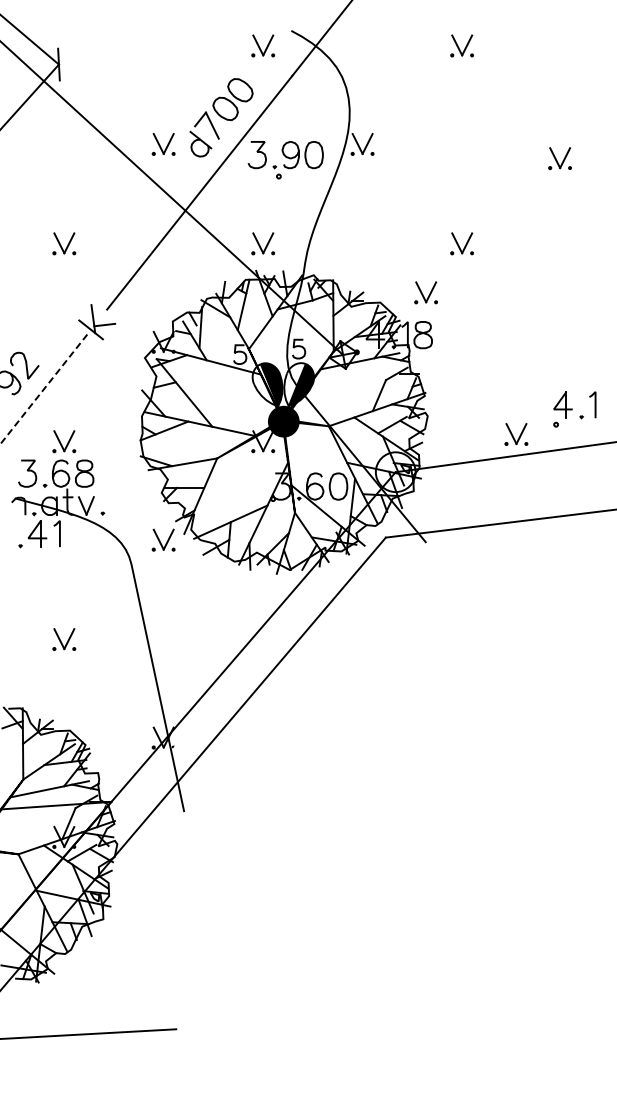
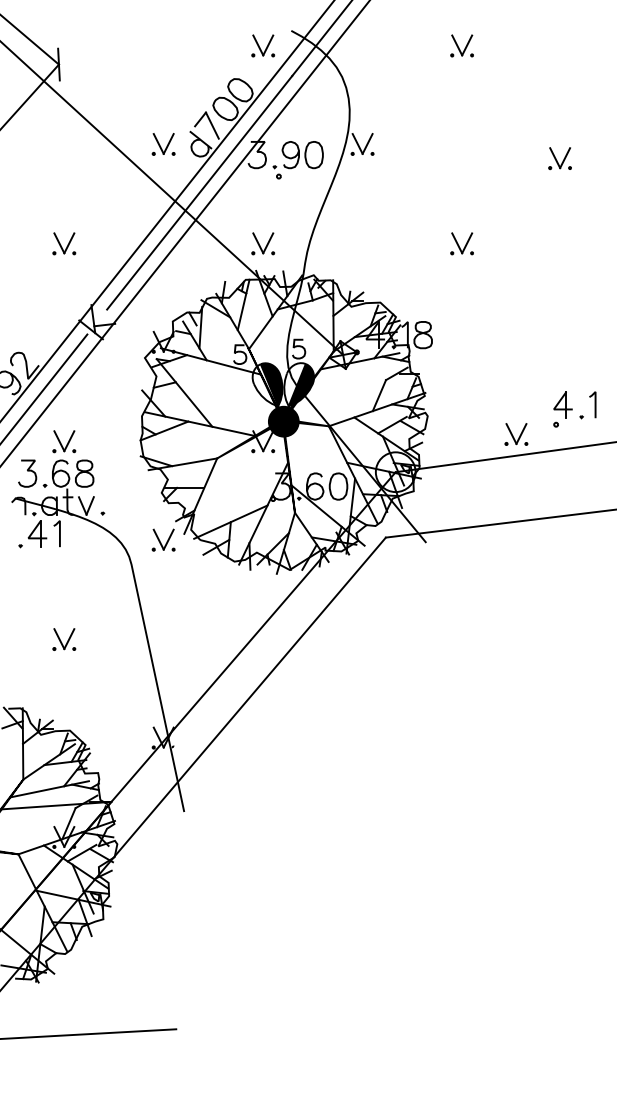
line: none -> present (167, 210)
line: none -> present (185, 233)
part: present -> none (425, 292)
line: dashed -> solid (43, 389)
